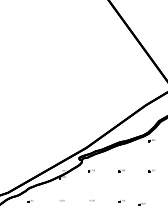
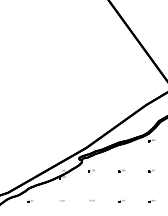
part position: (141, 204) -> (151, 201) (151, 201)
